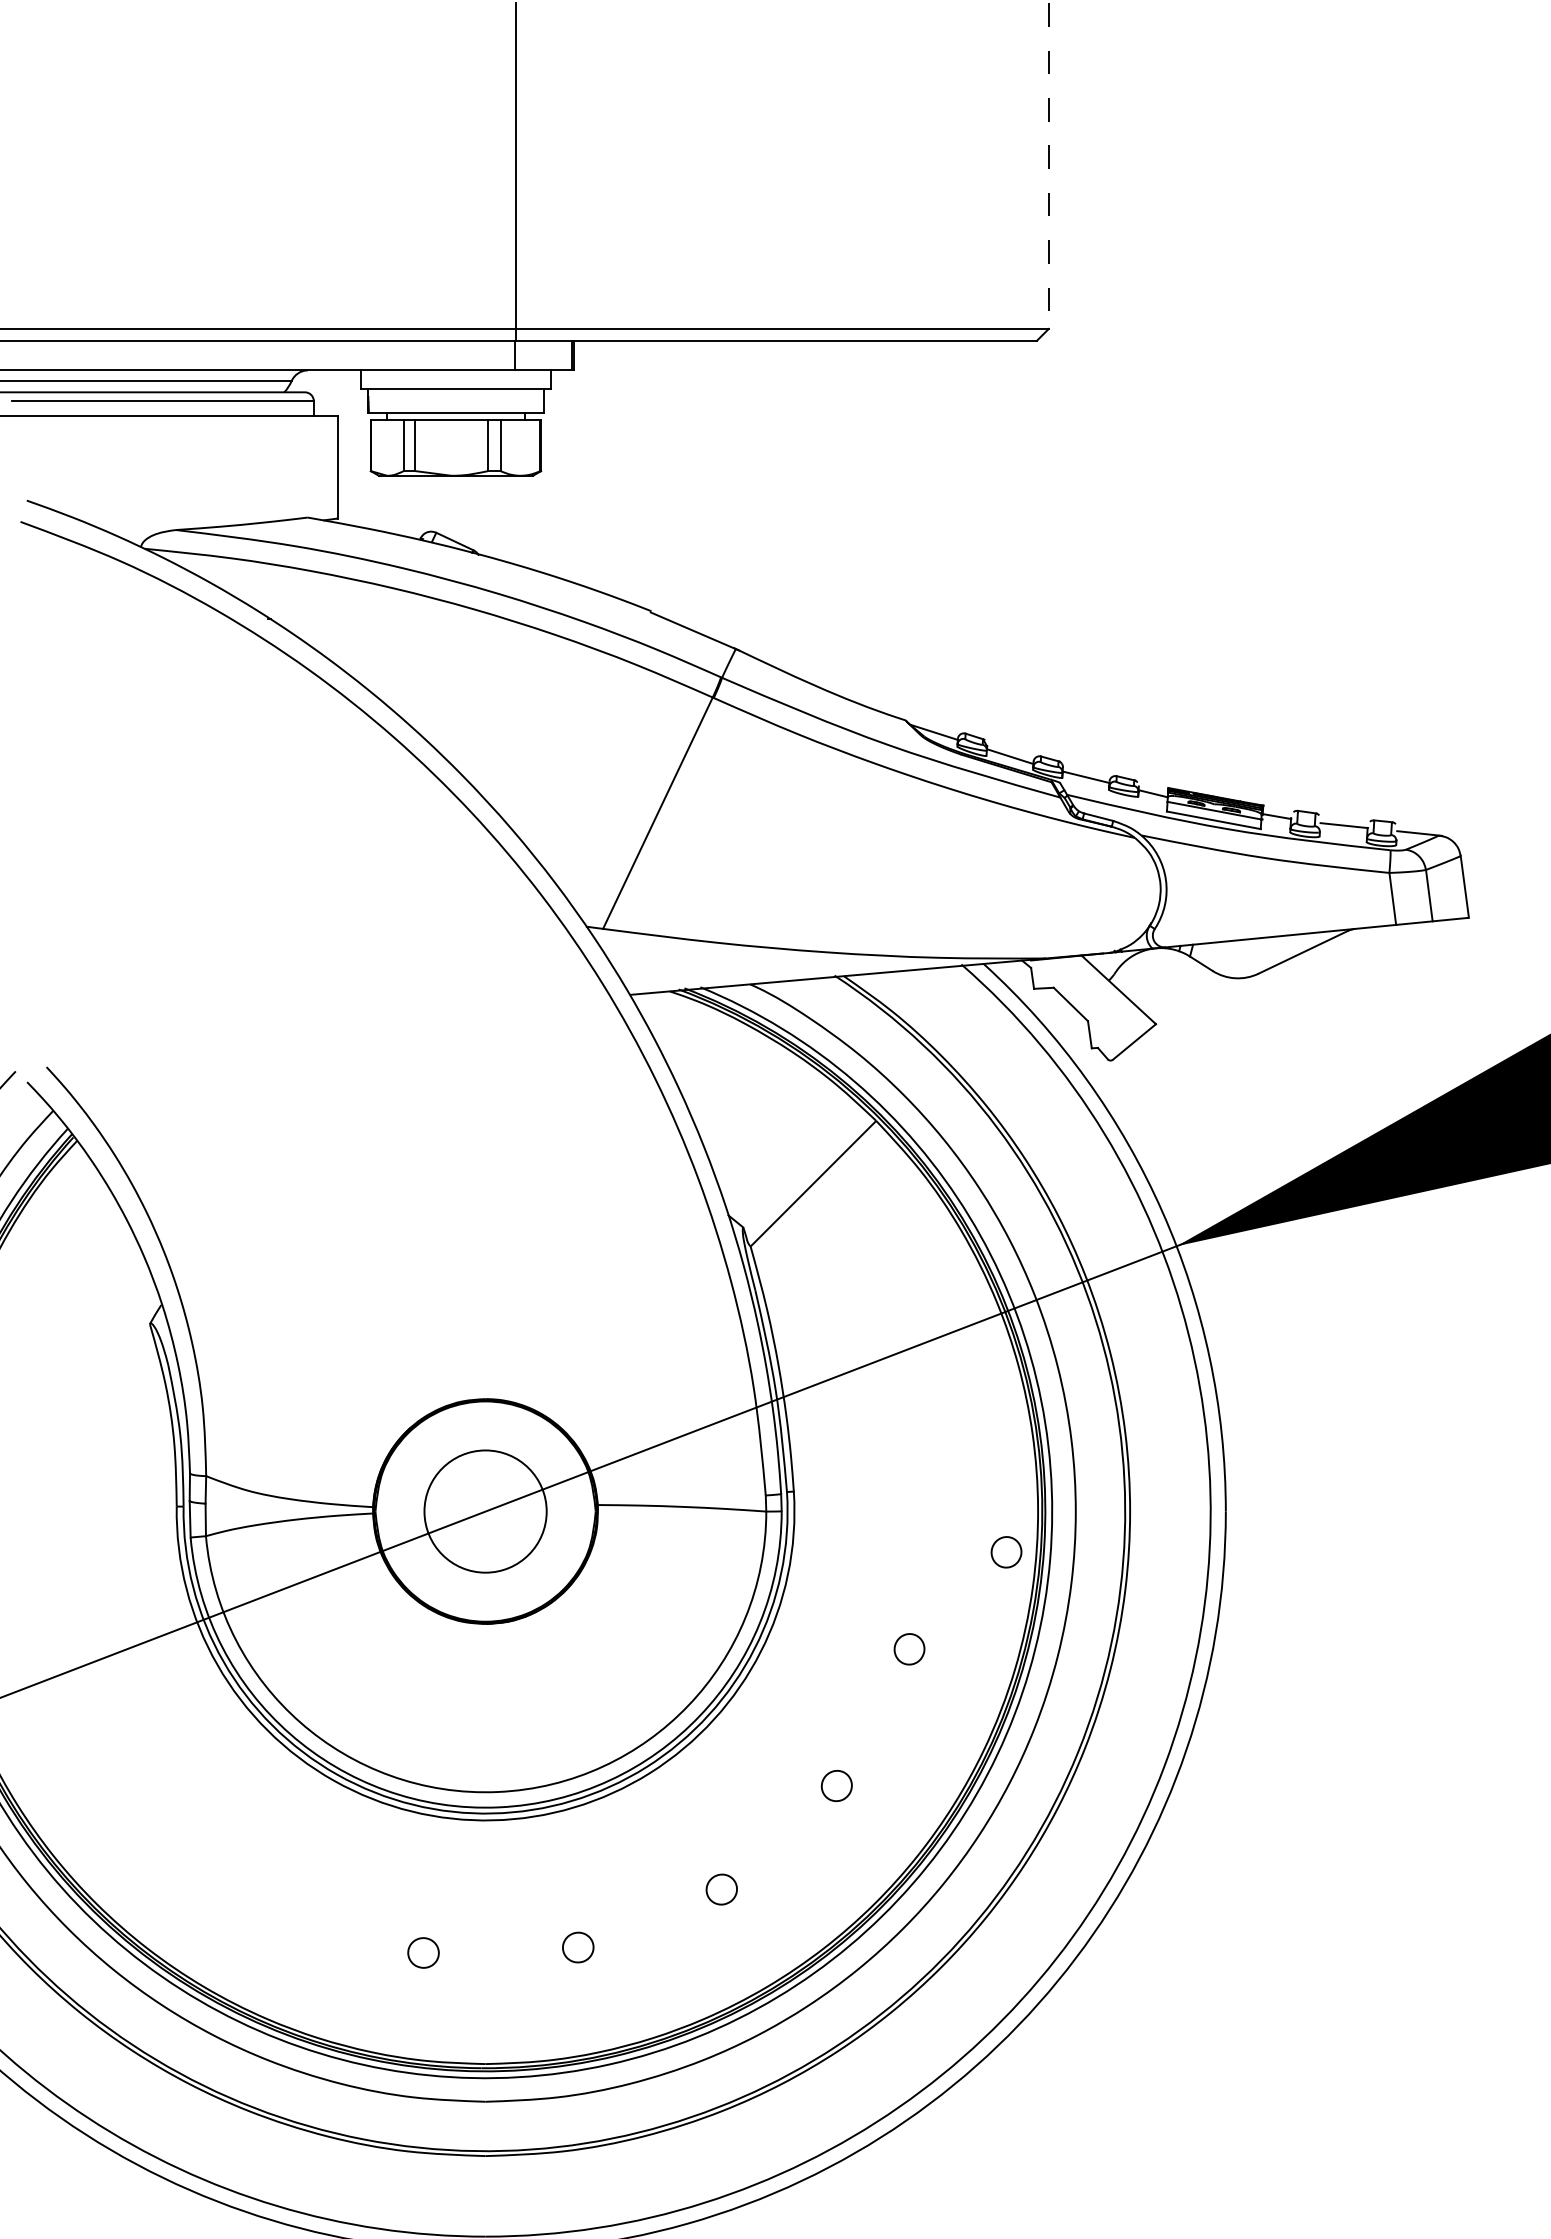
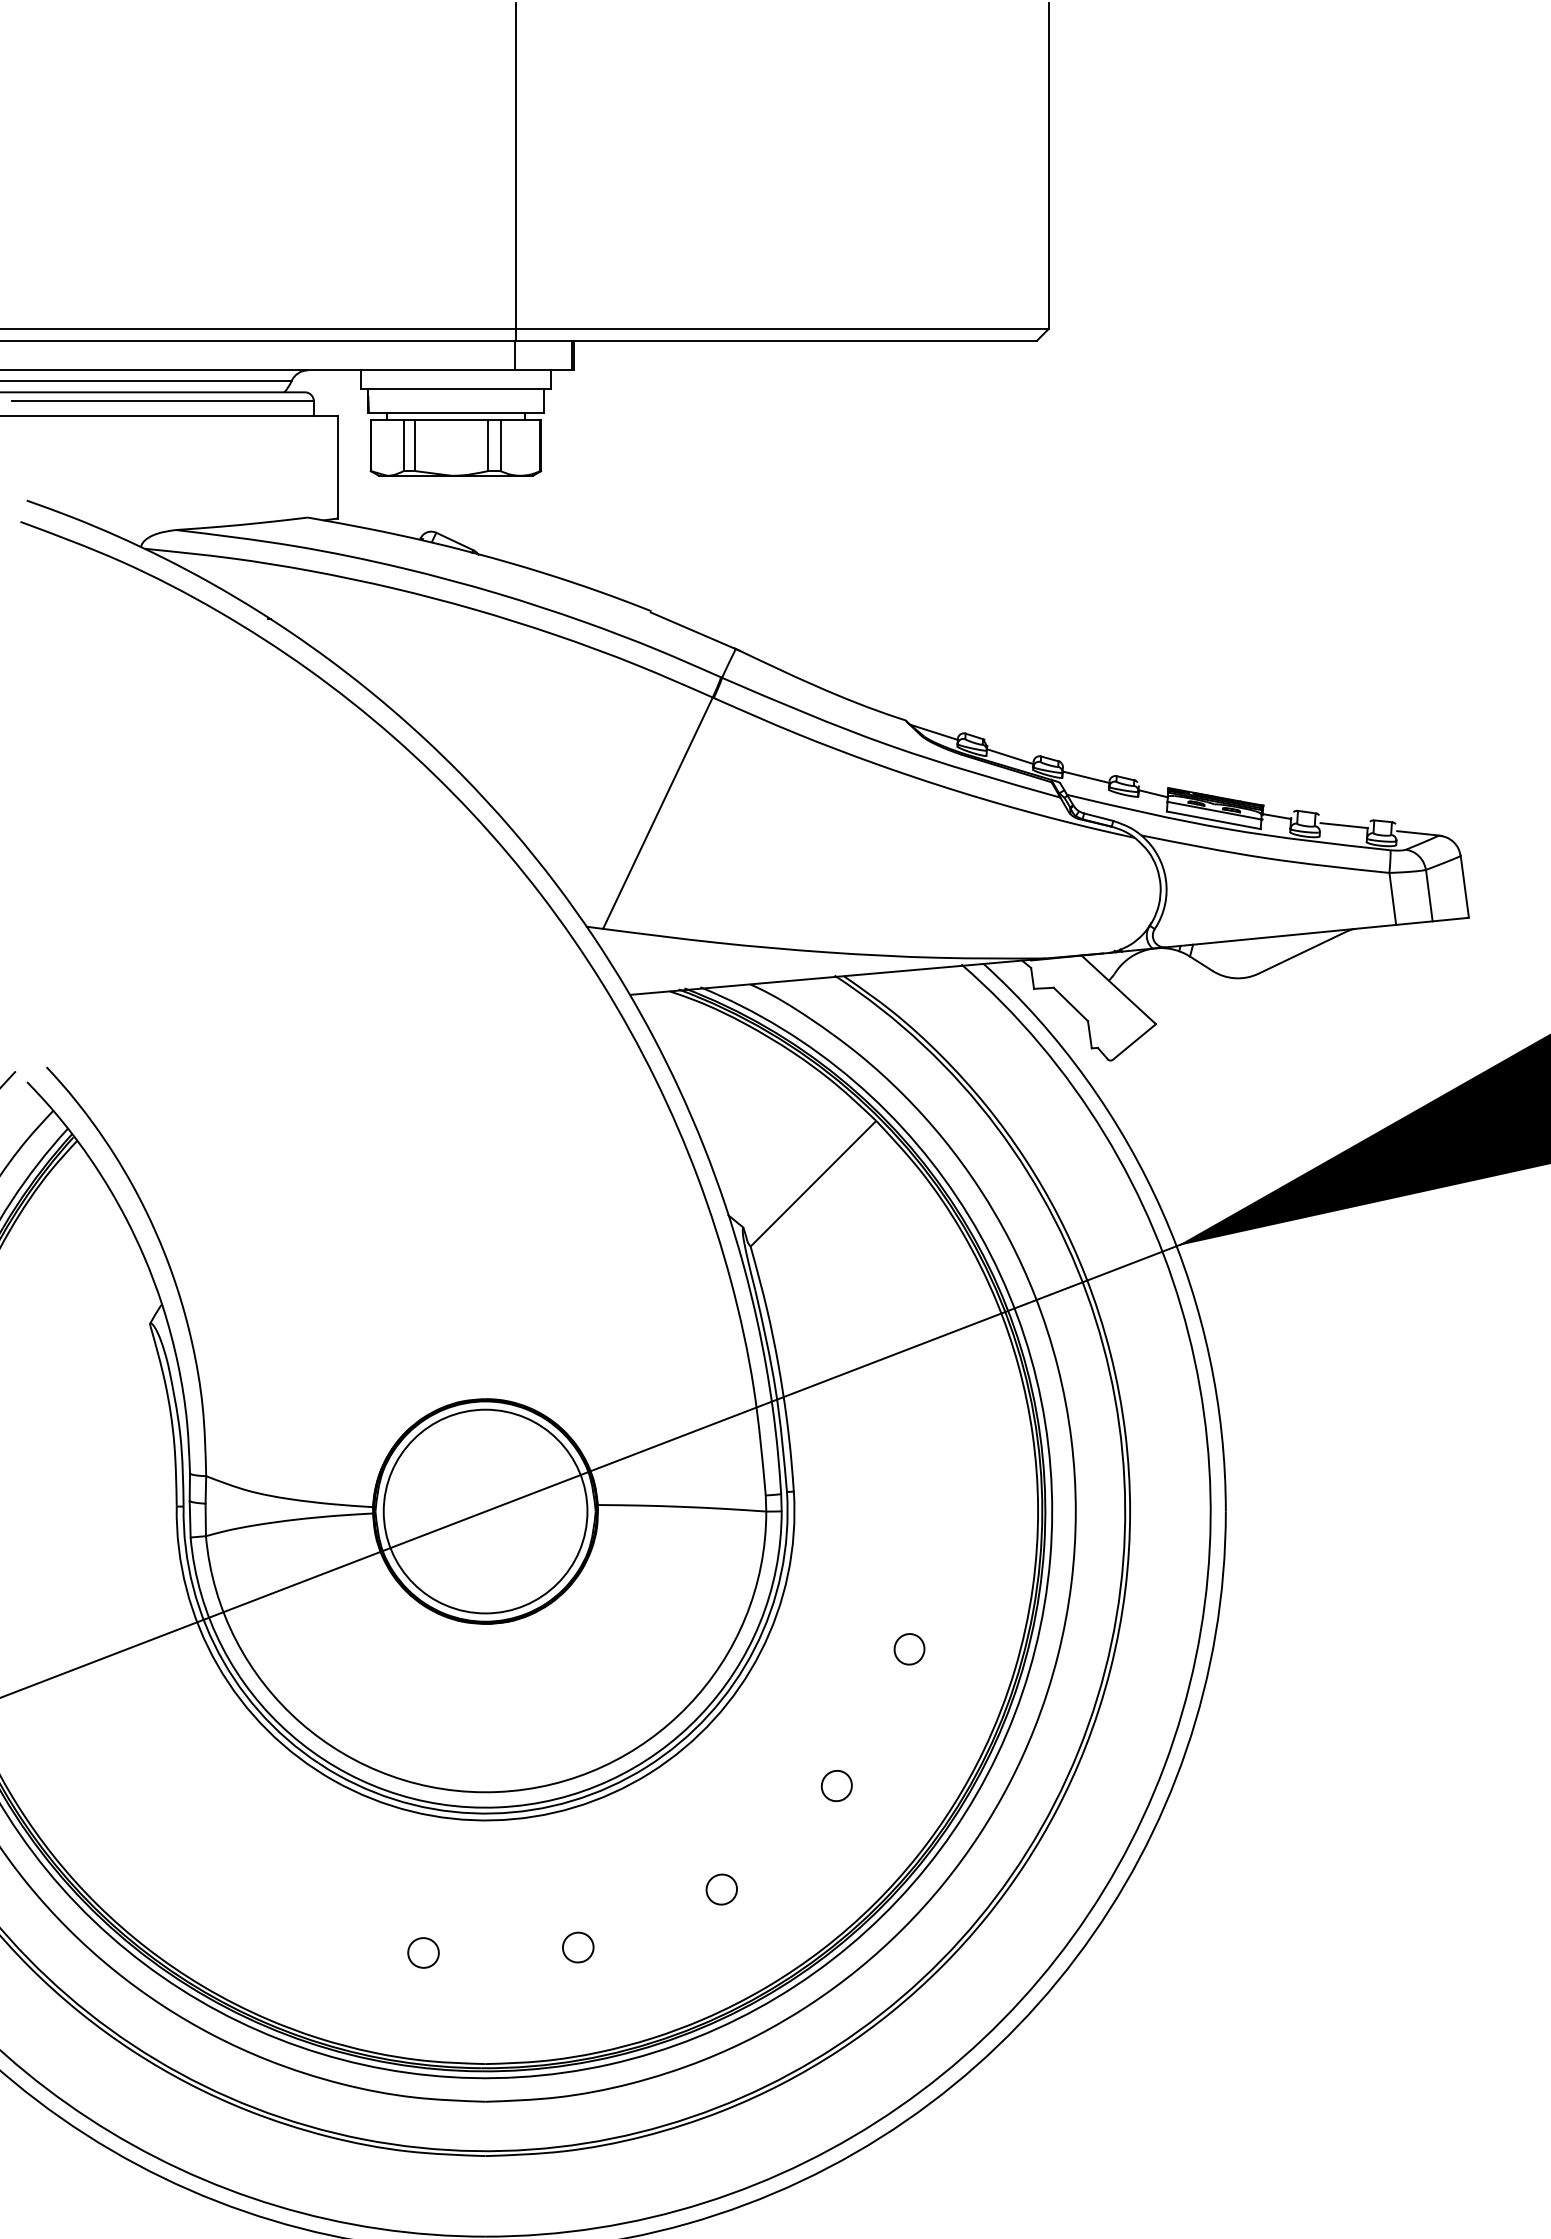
line: dashed -> solid (1048, 166)
circle diameter: 122 px -> 204 px (485, 1511)
part: present -> none (1006, 1552)
